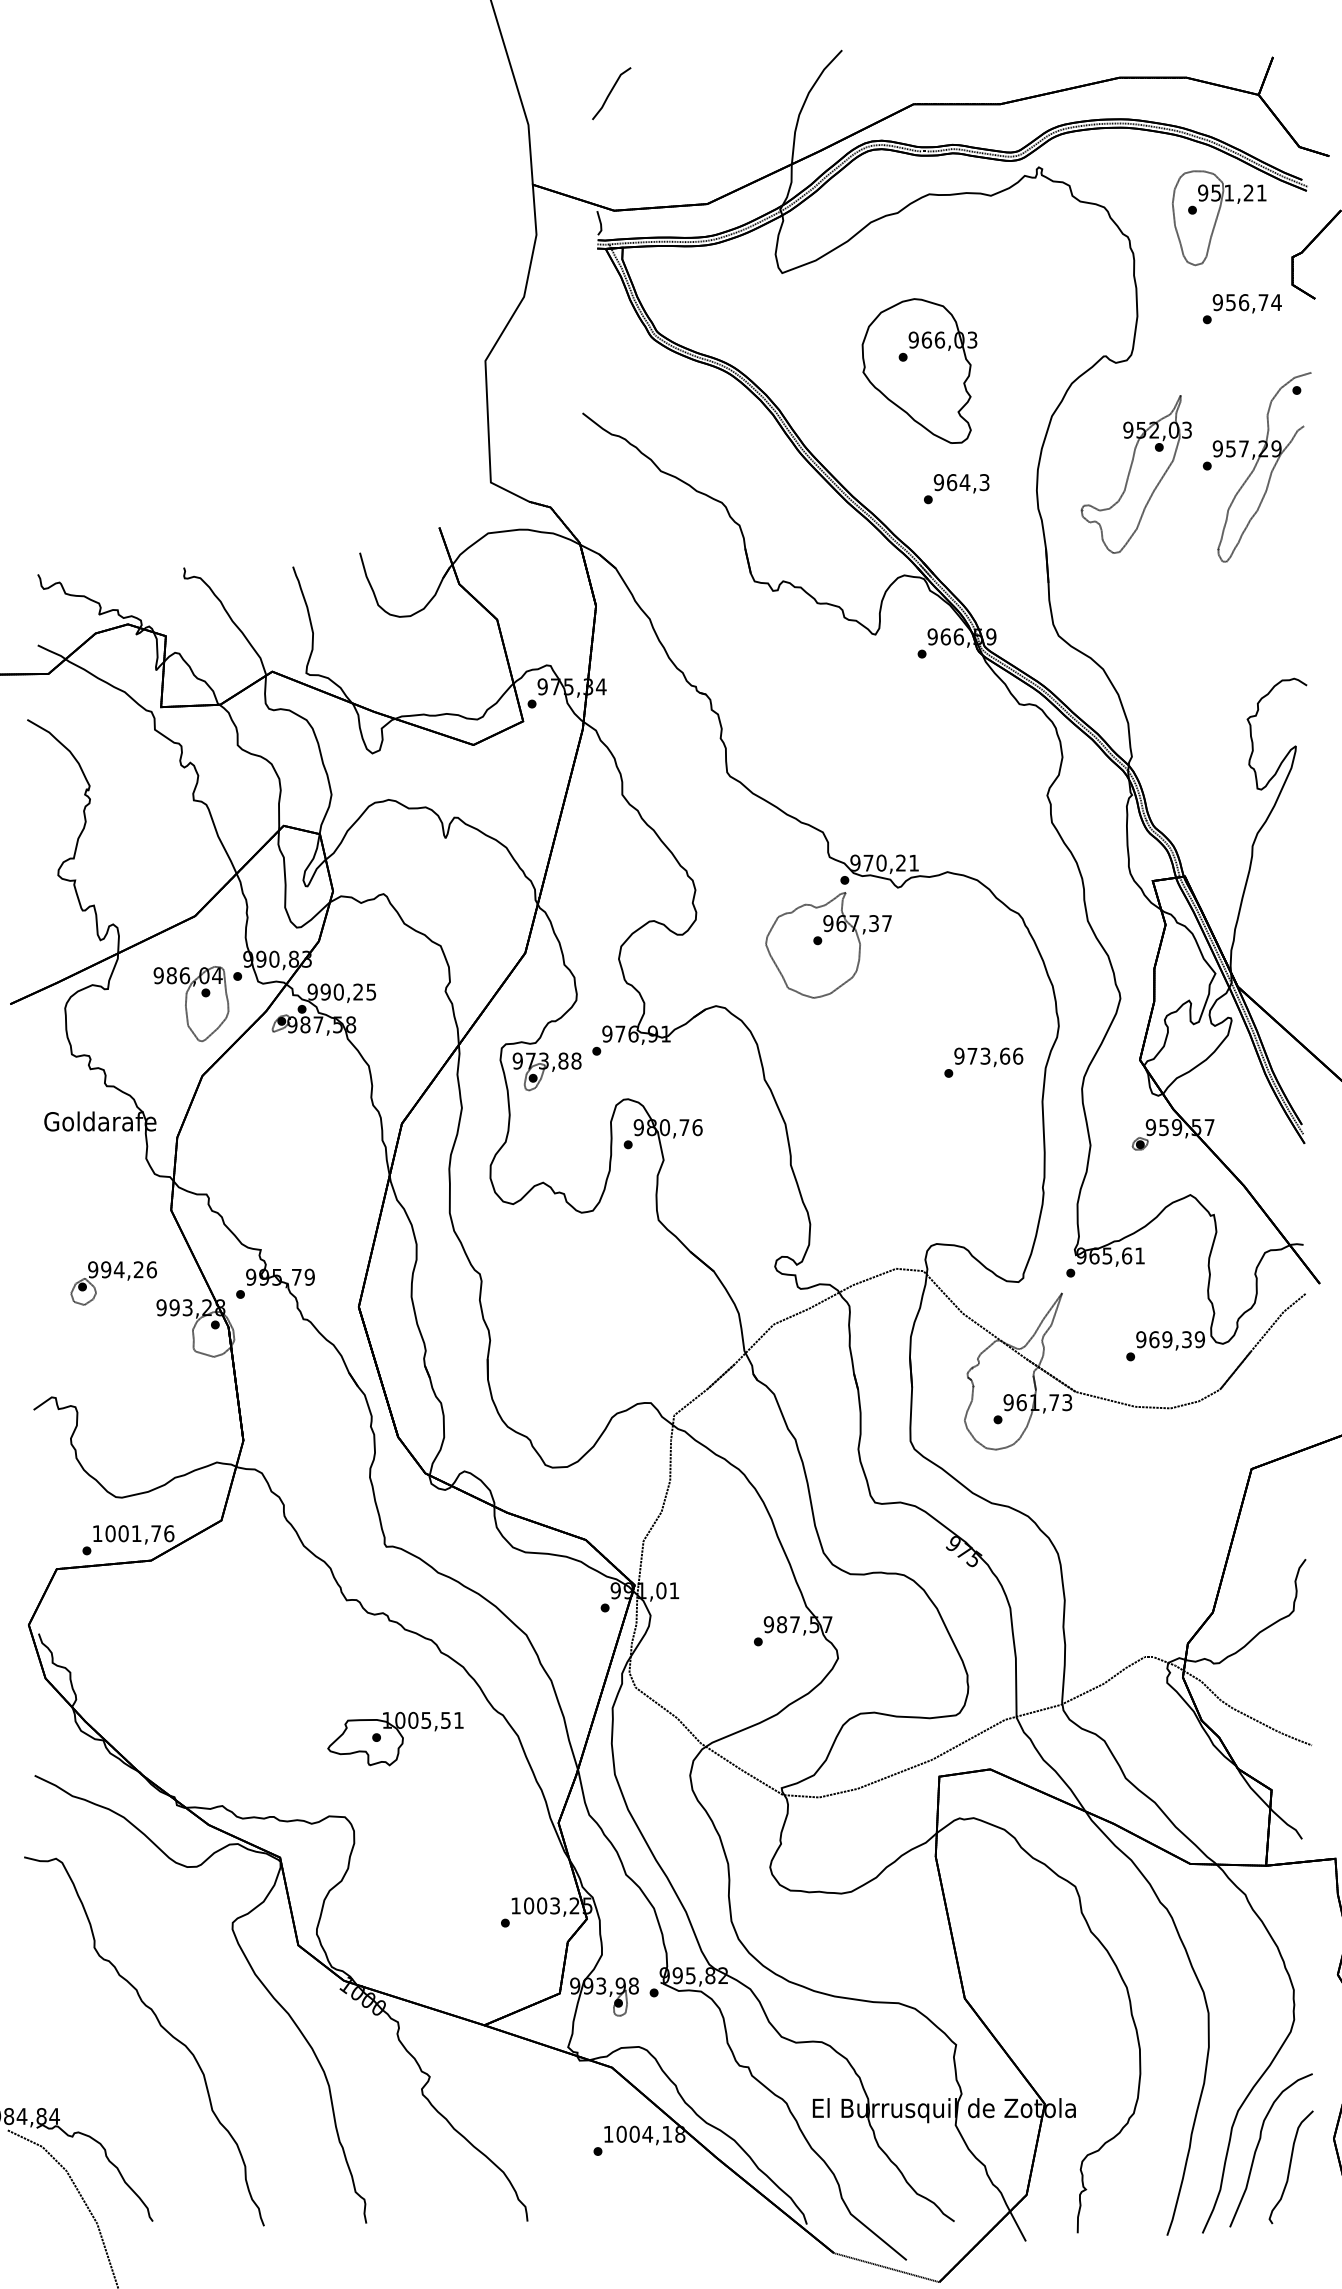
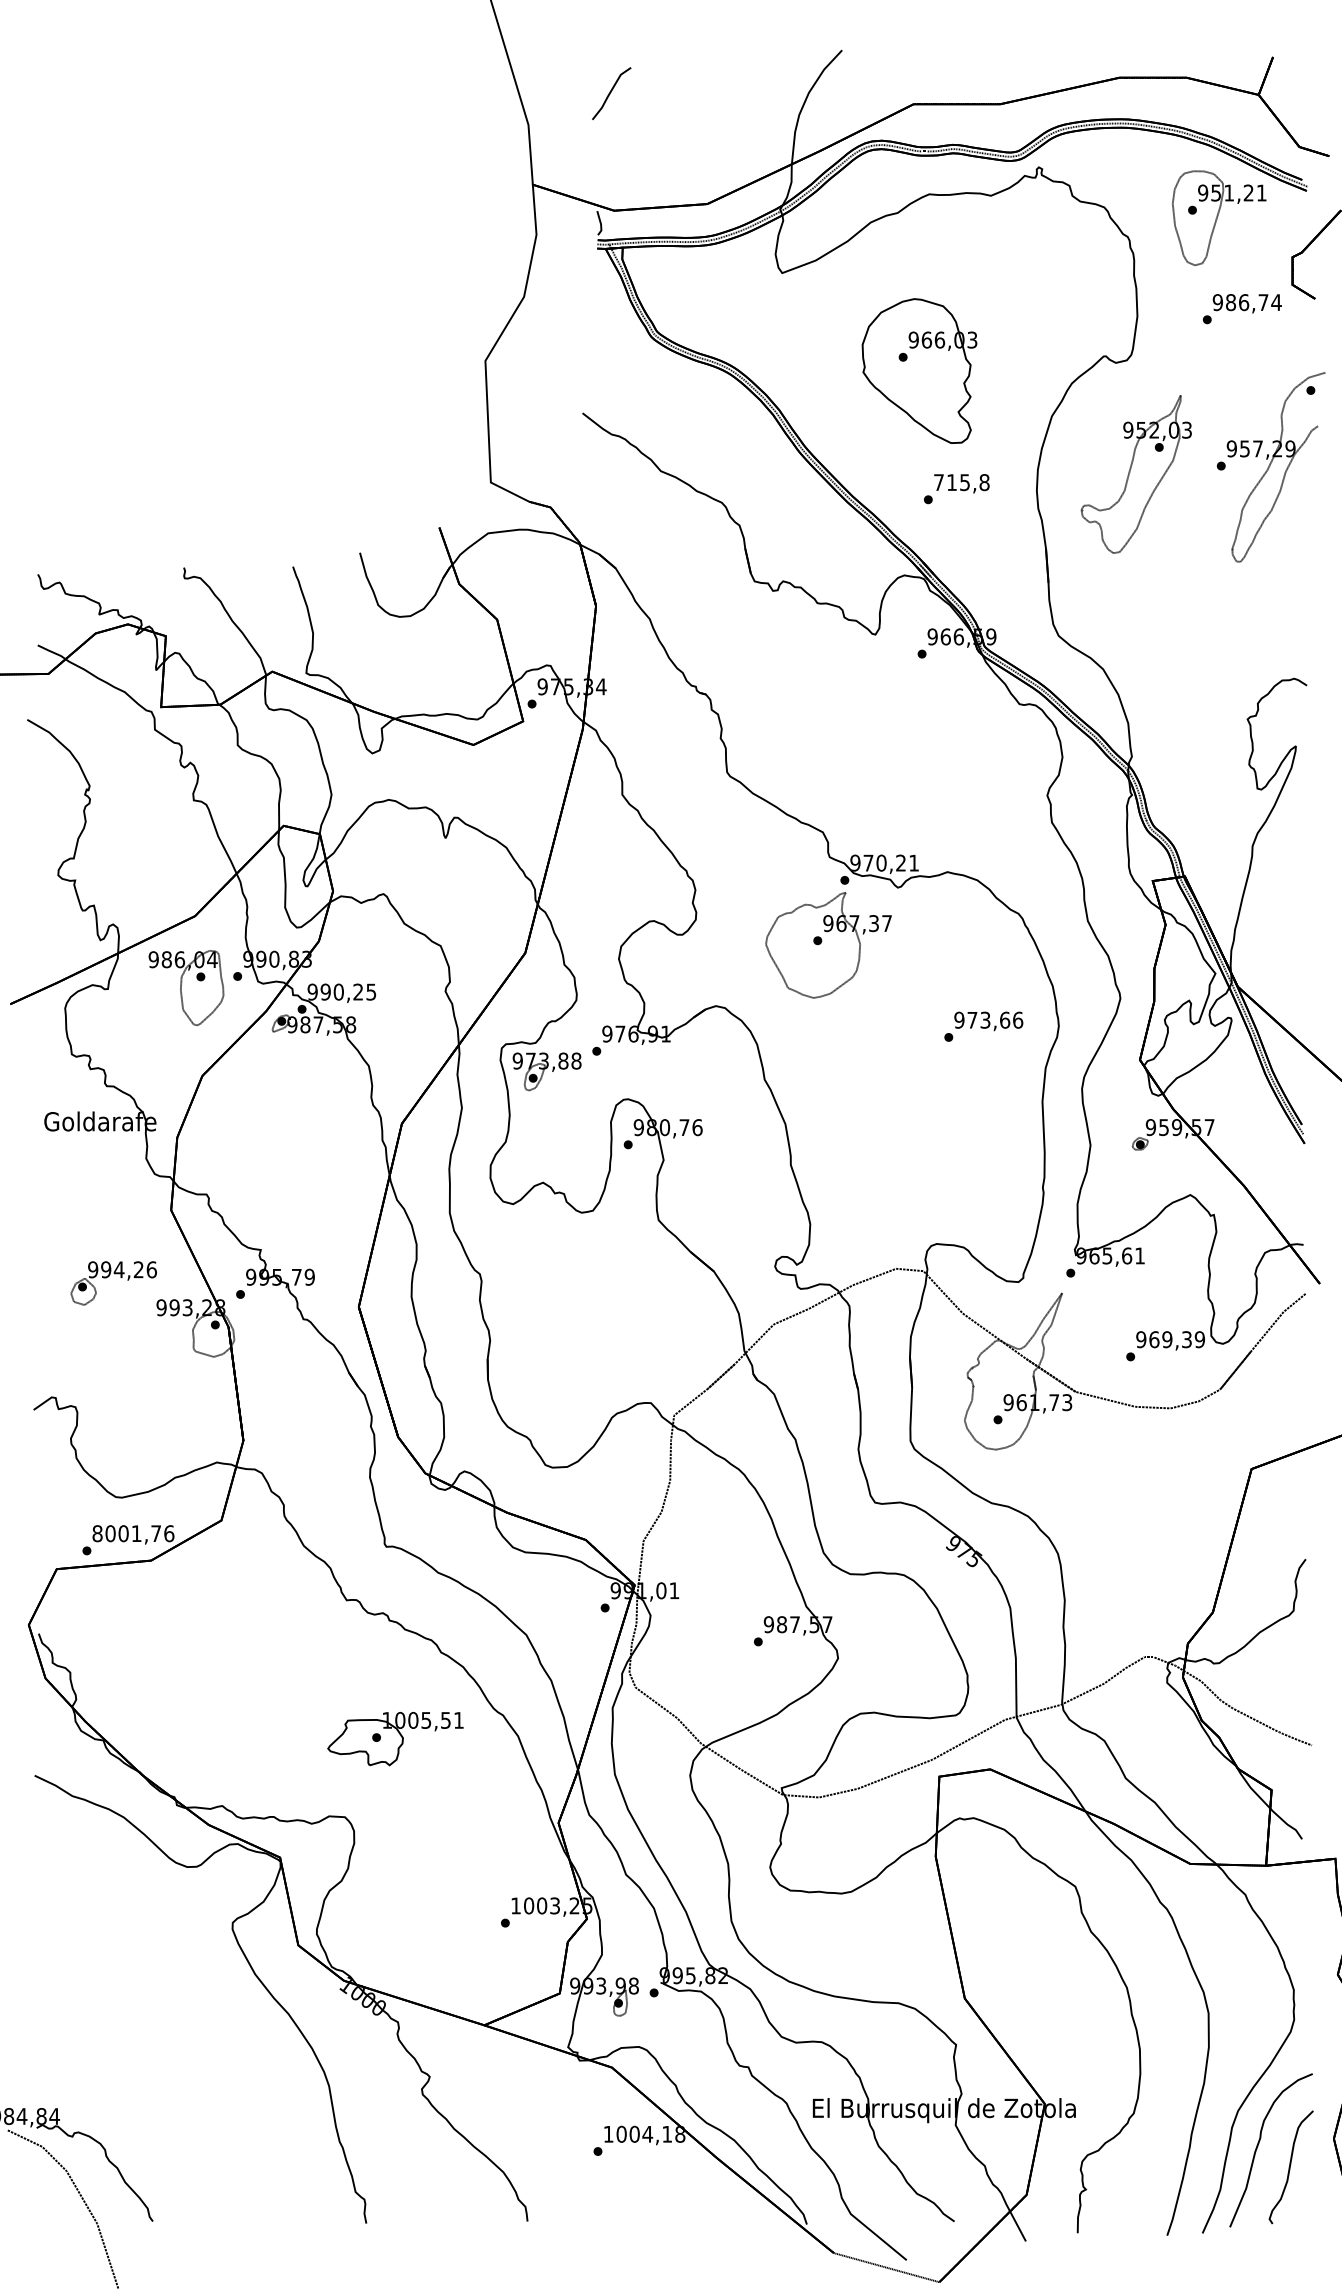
text: 956,74 -> 986,74 (1231, 302)
part position: (1256, 467) -> (1270, 467) (1270, 467)
text: 964,3 -> 715,8 (961, 482)
part position: (191, 1003) -> (186, 987) (186, 987)
text position: (983, 1062) -> (983, 1026) (983, 1026)
text: 1001,76 -> 8001,76 (97, 1533)
curve: present -> none (159, 2025)
